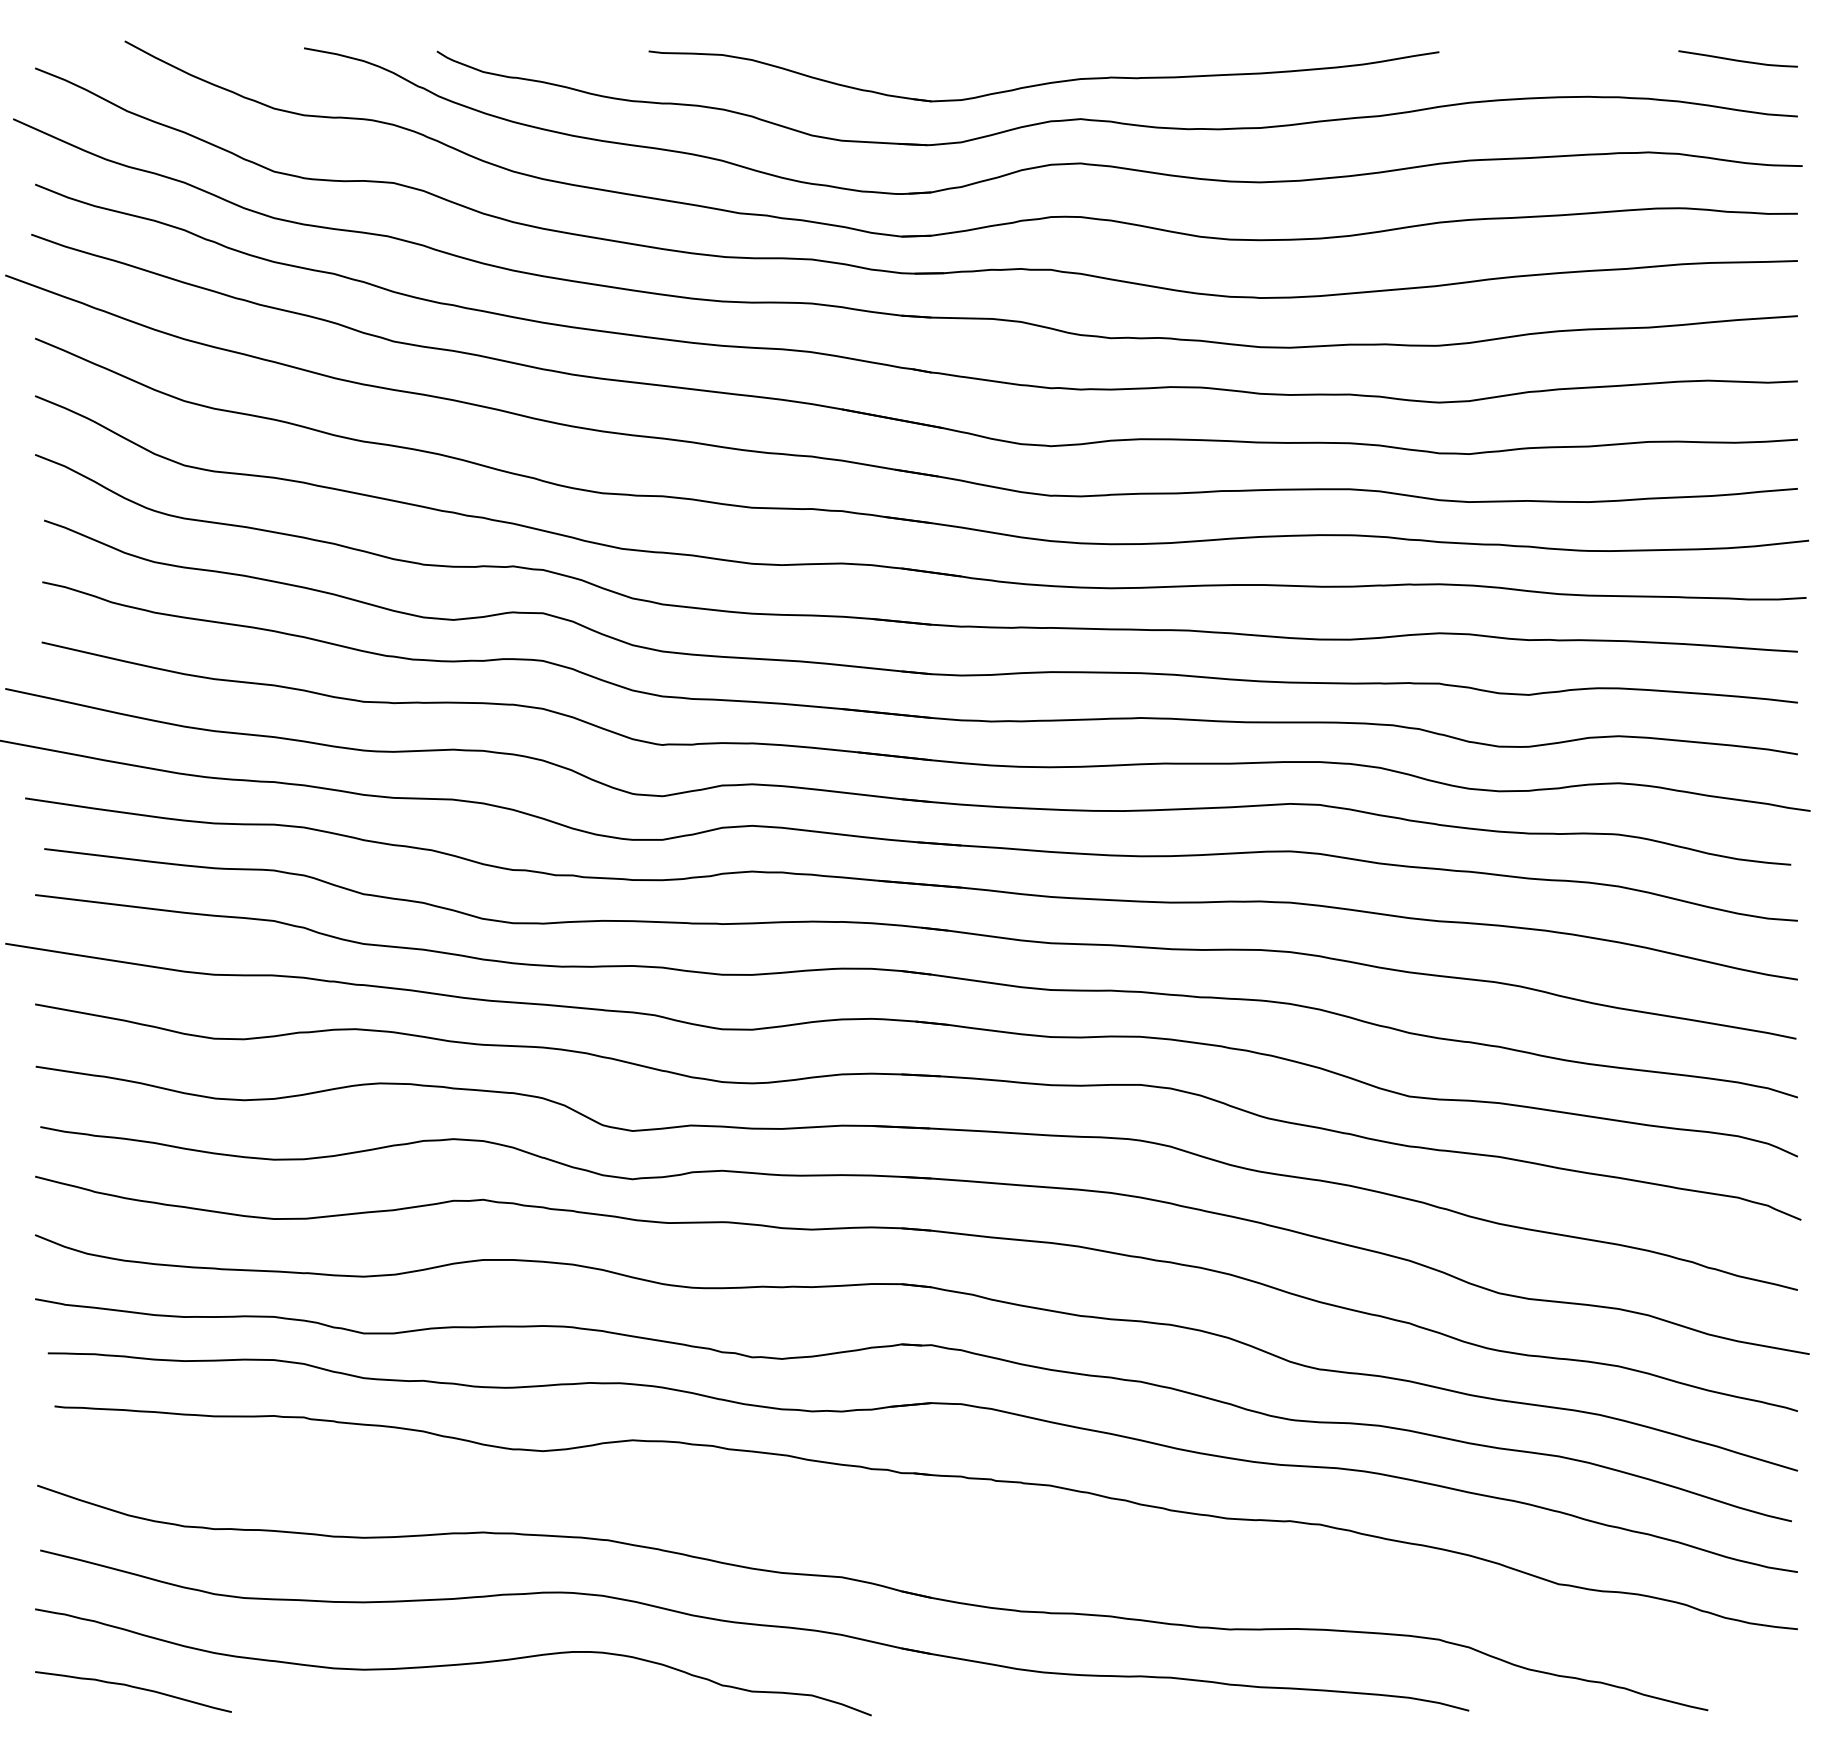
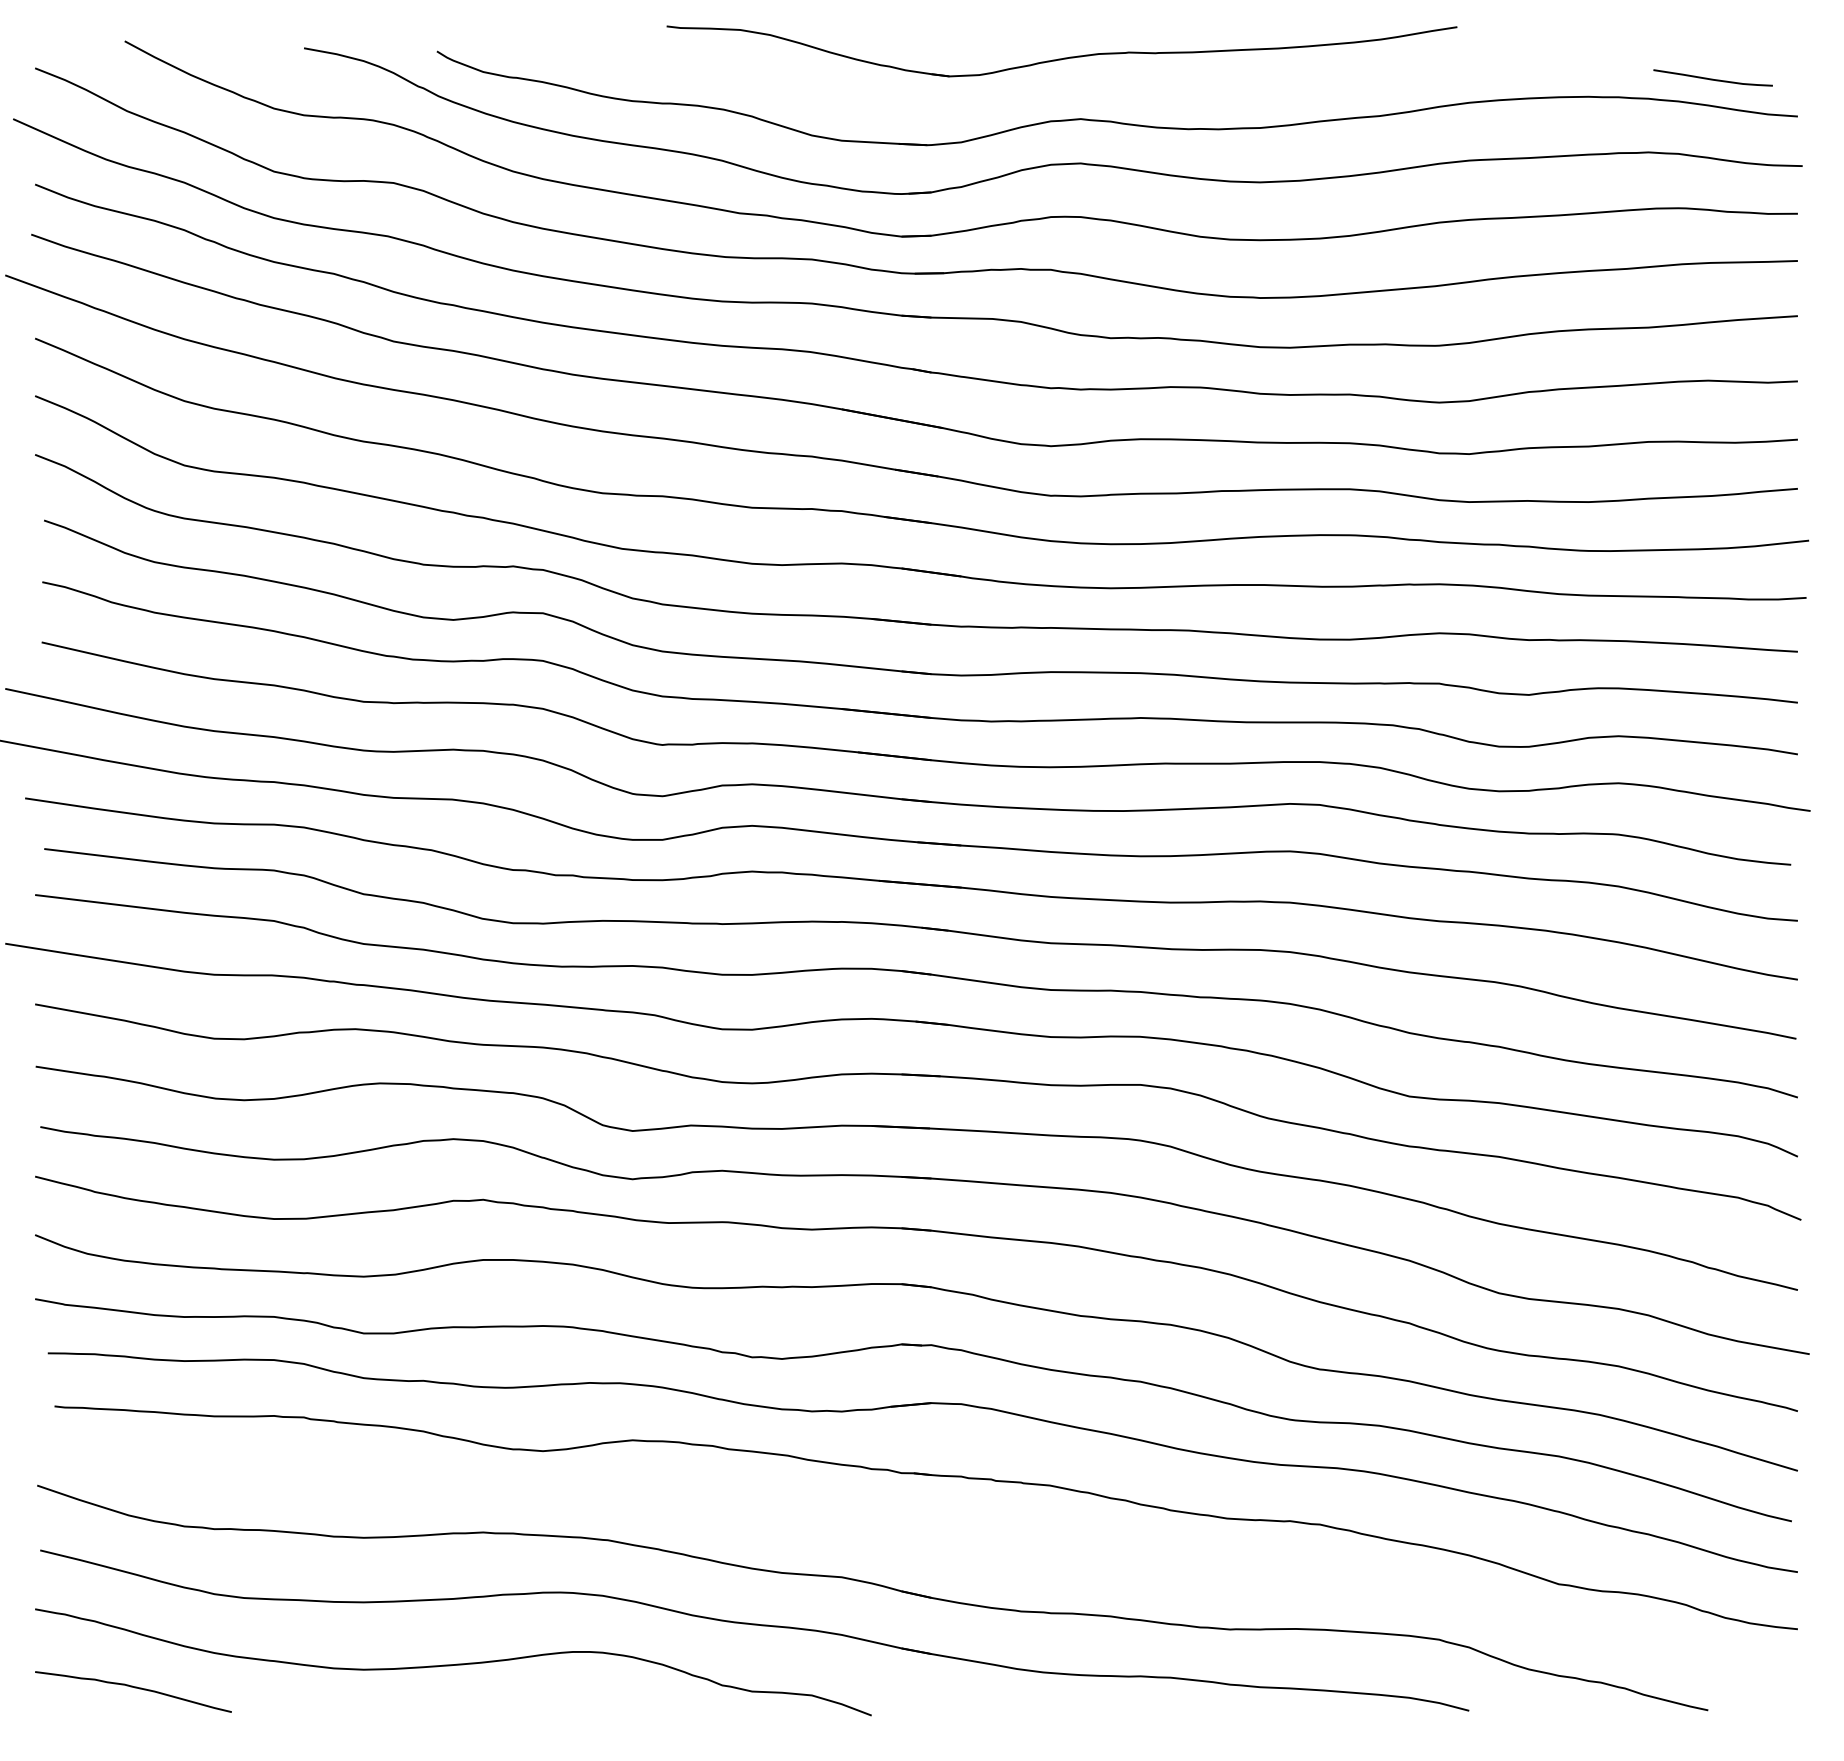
curve position: (1737, 59) -> (1712, 78) (1712, 78)
part position: (1046, 82) -> (1064, 57) (1064, 57)
